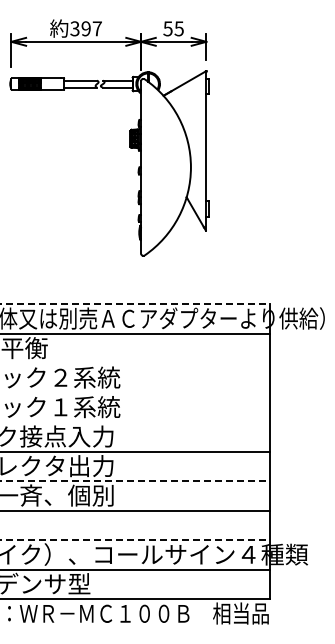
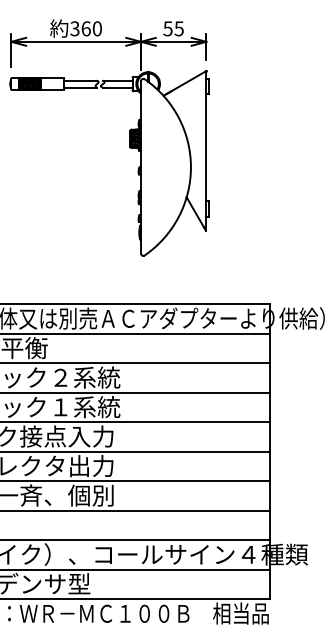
text: 397 -> 360 (91, 28)
line: dashed -> solid (135, 304)
line: none -> present (136, 363)
line: none -> present (136, 392)
line: none -> present (136, 422)
line: dashed -> solid (135, 481)
line: dashed -> solid (135, 540)
